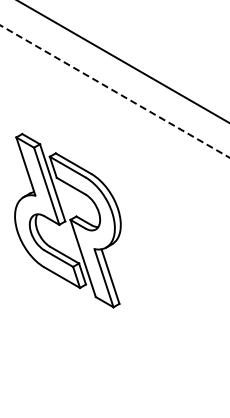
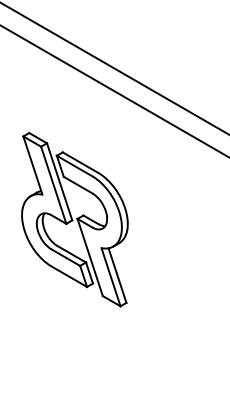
line position: (123, 61) -> (114, 68) (114, 68)
line: dashed -> solid (114, 91)
part position: (67, 220) -> (74, 219) (74, 219)
